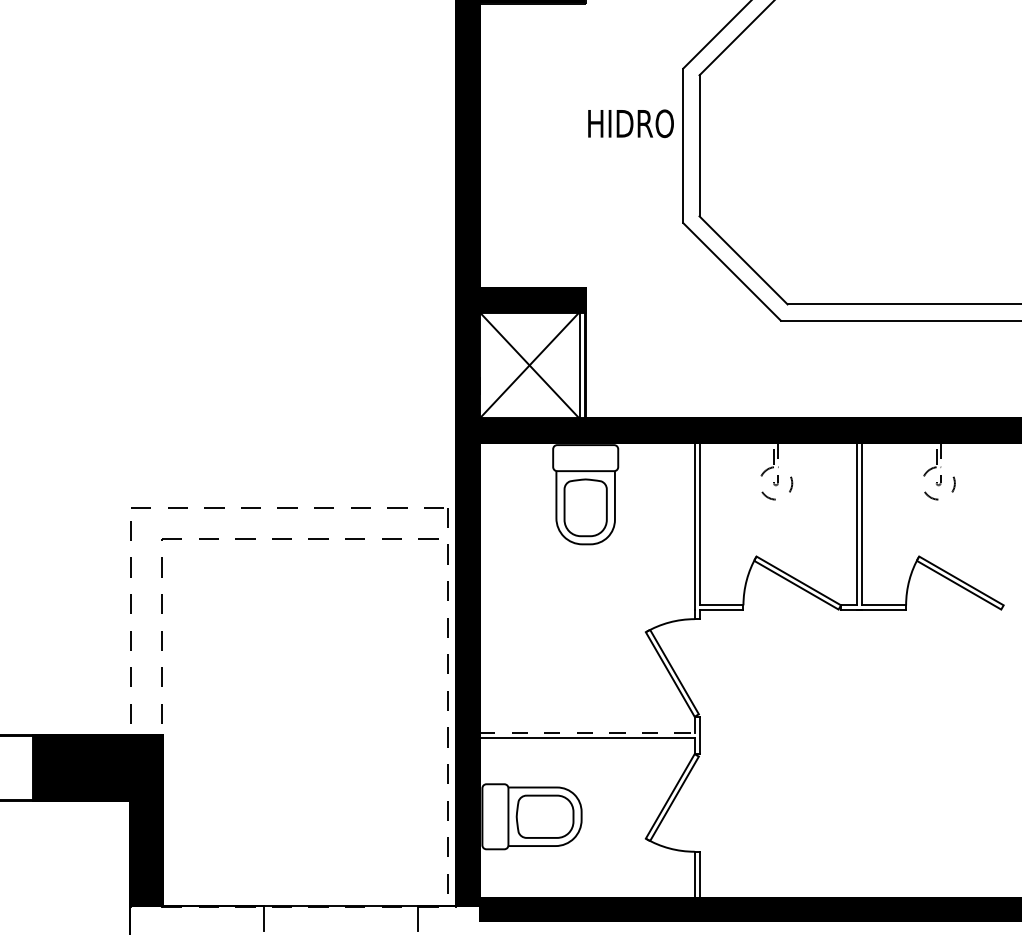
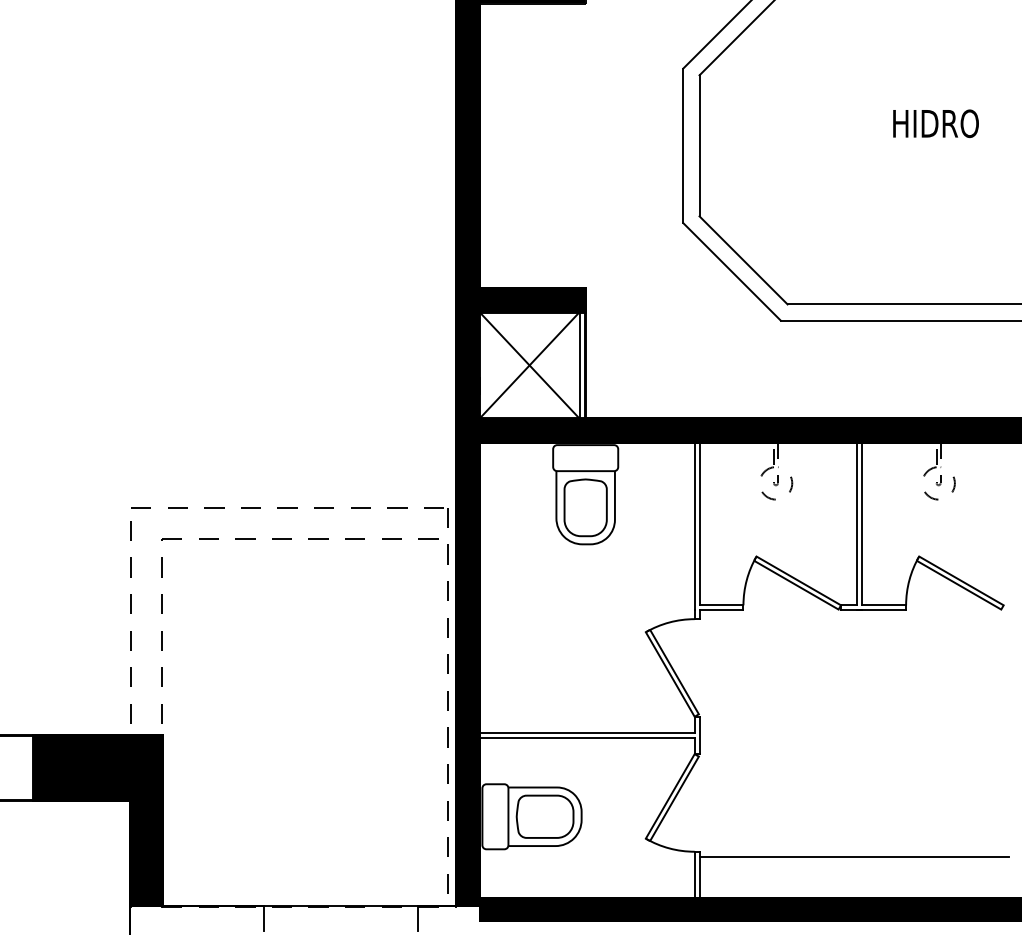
text position: (630, 123) -> (935, 123) (935, 123)
line: dashed -> solid (586, 733)
line: none -> present (853, 857)
